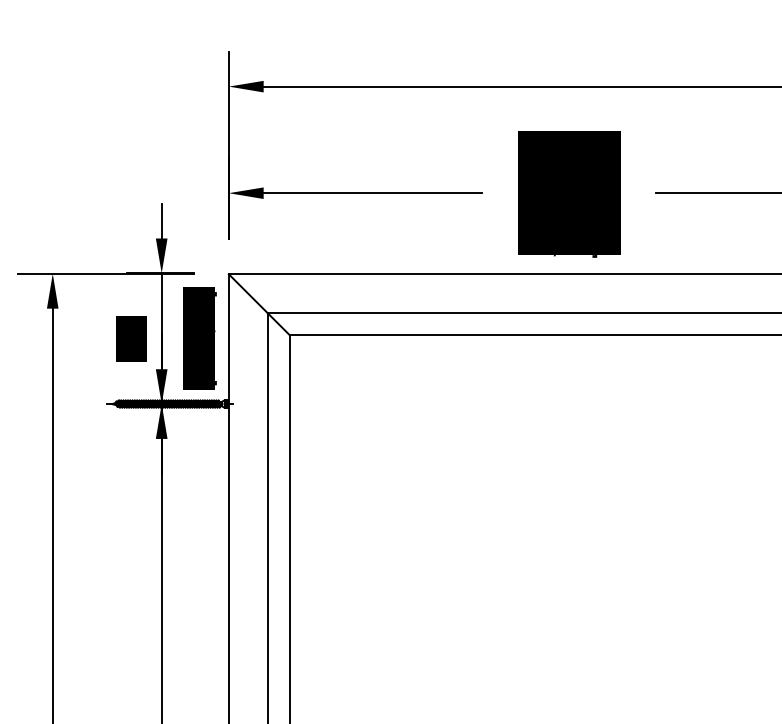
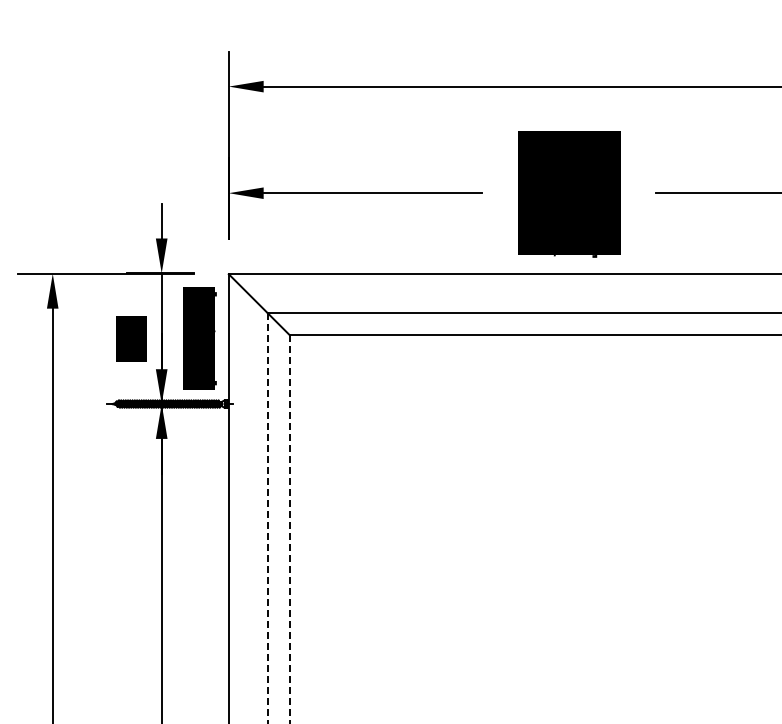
line: solid -> dashed (268, 518)
line: solid -> dashed (289, 529)
